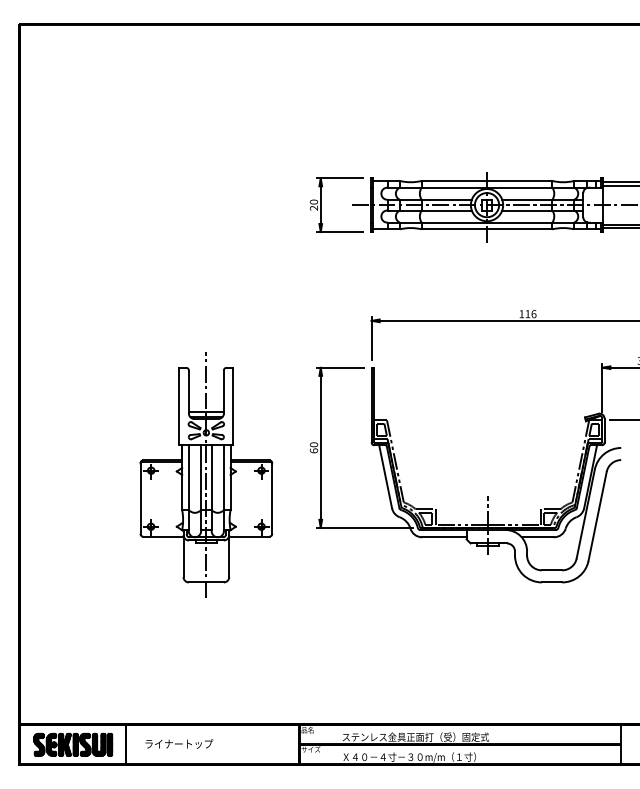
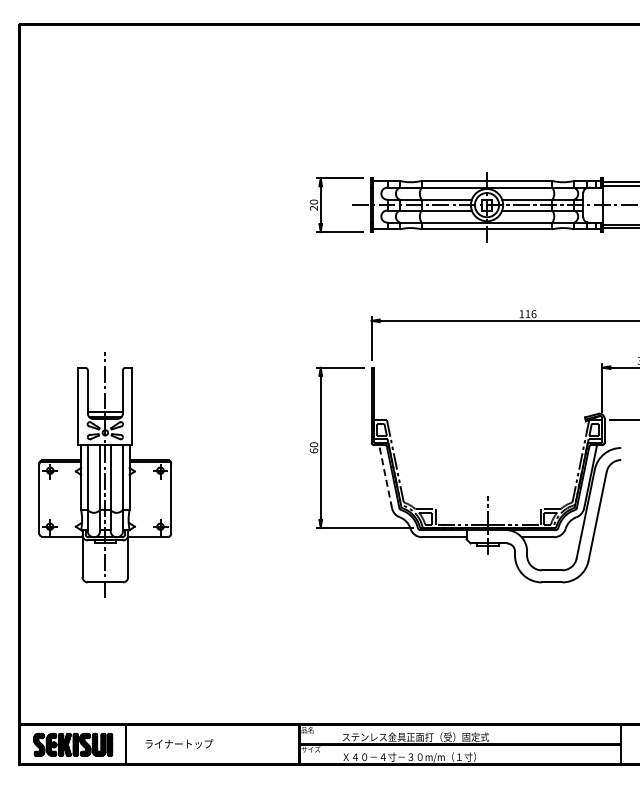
part position: (206, 474) -> (105, 474) (105, 474)
line: solid -> dashed (385, 476)
